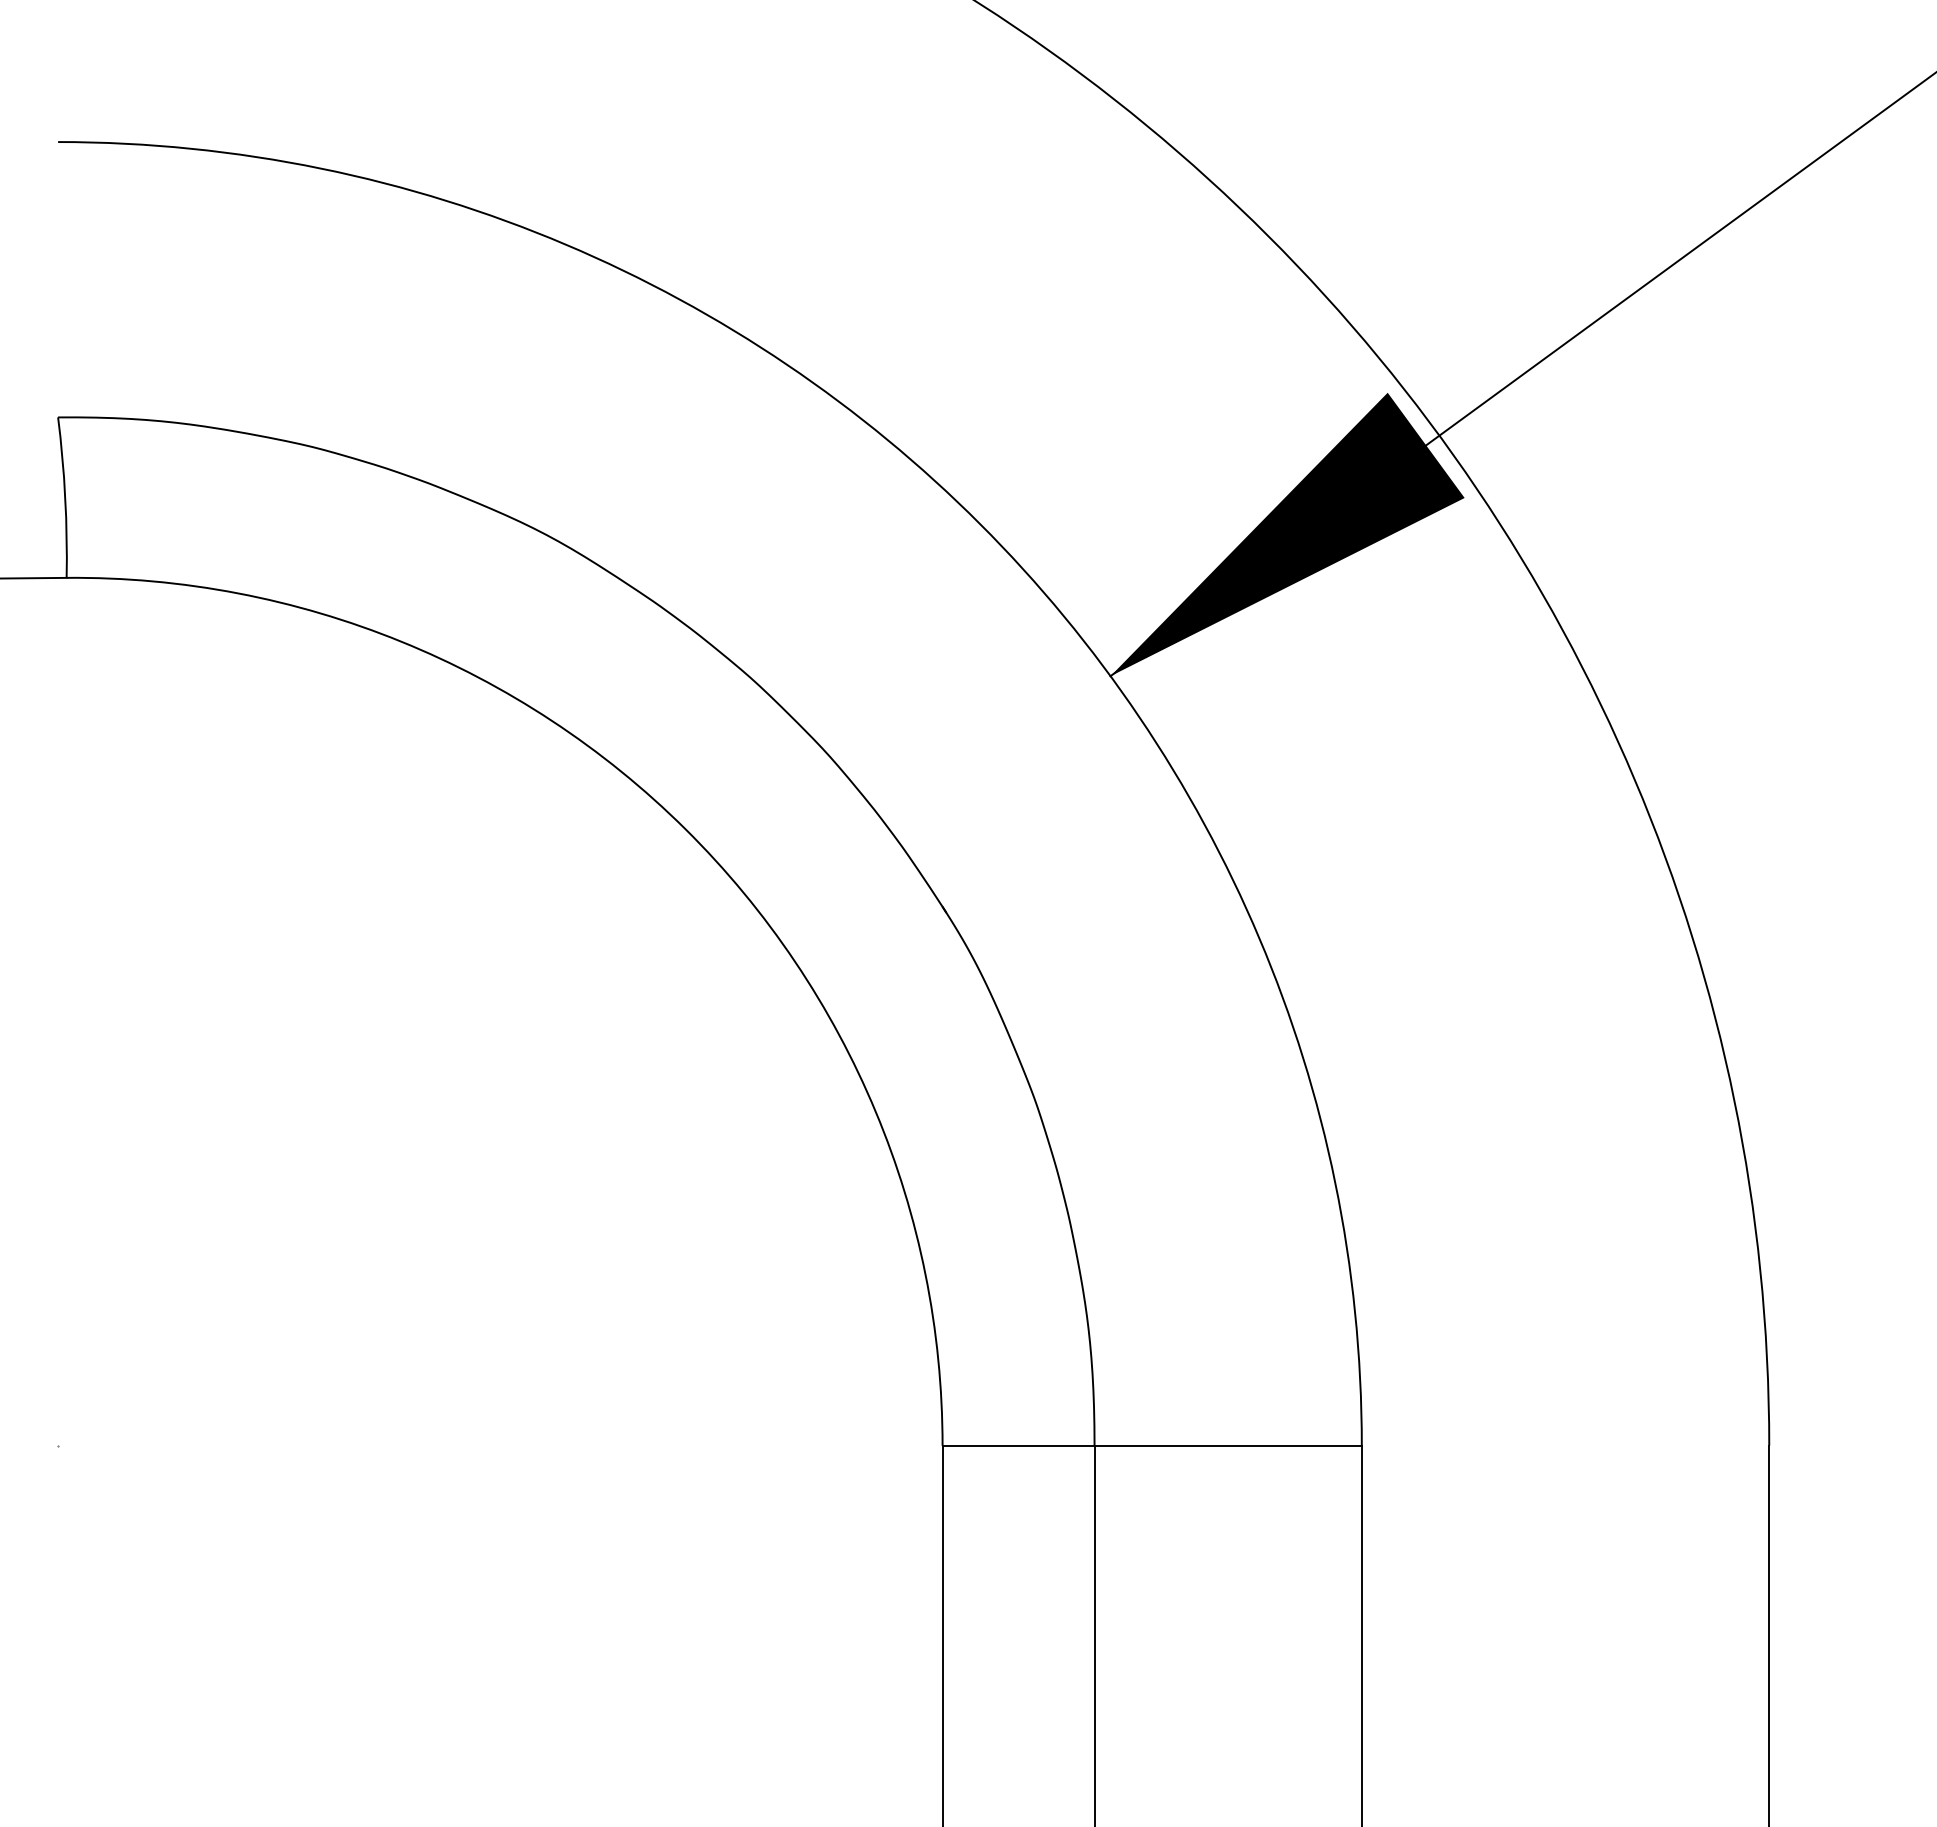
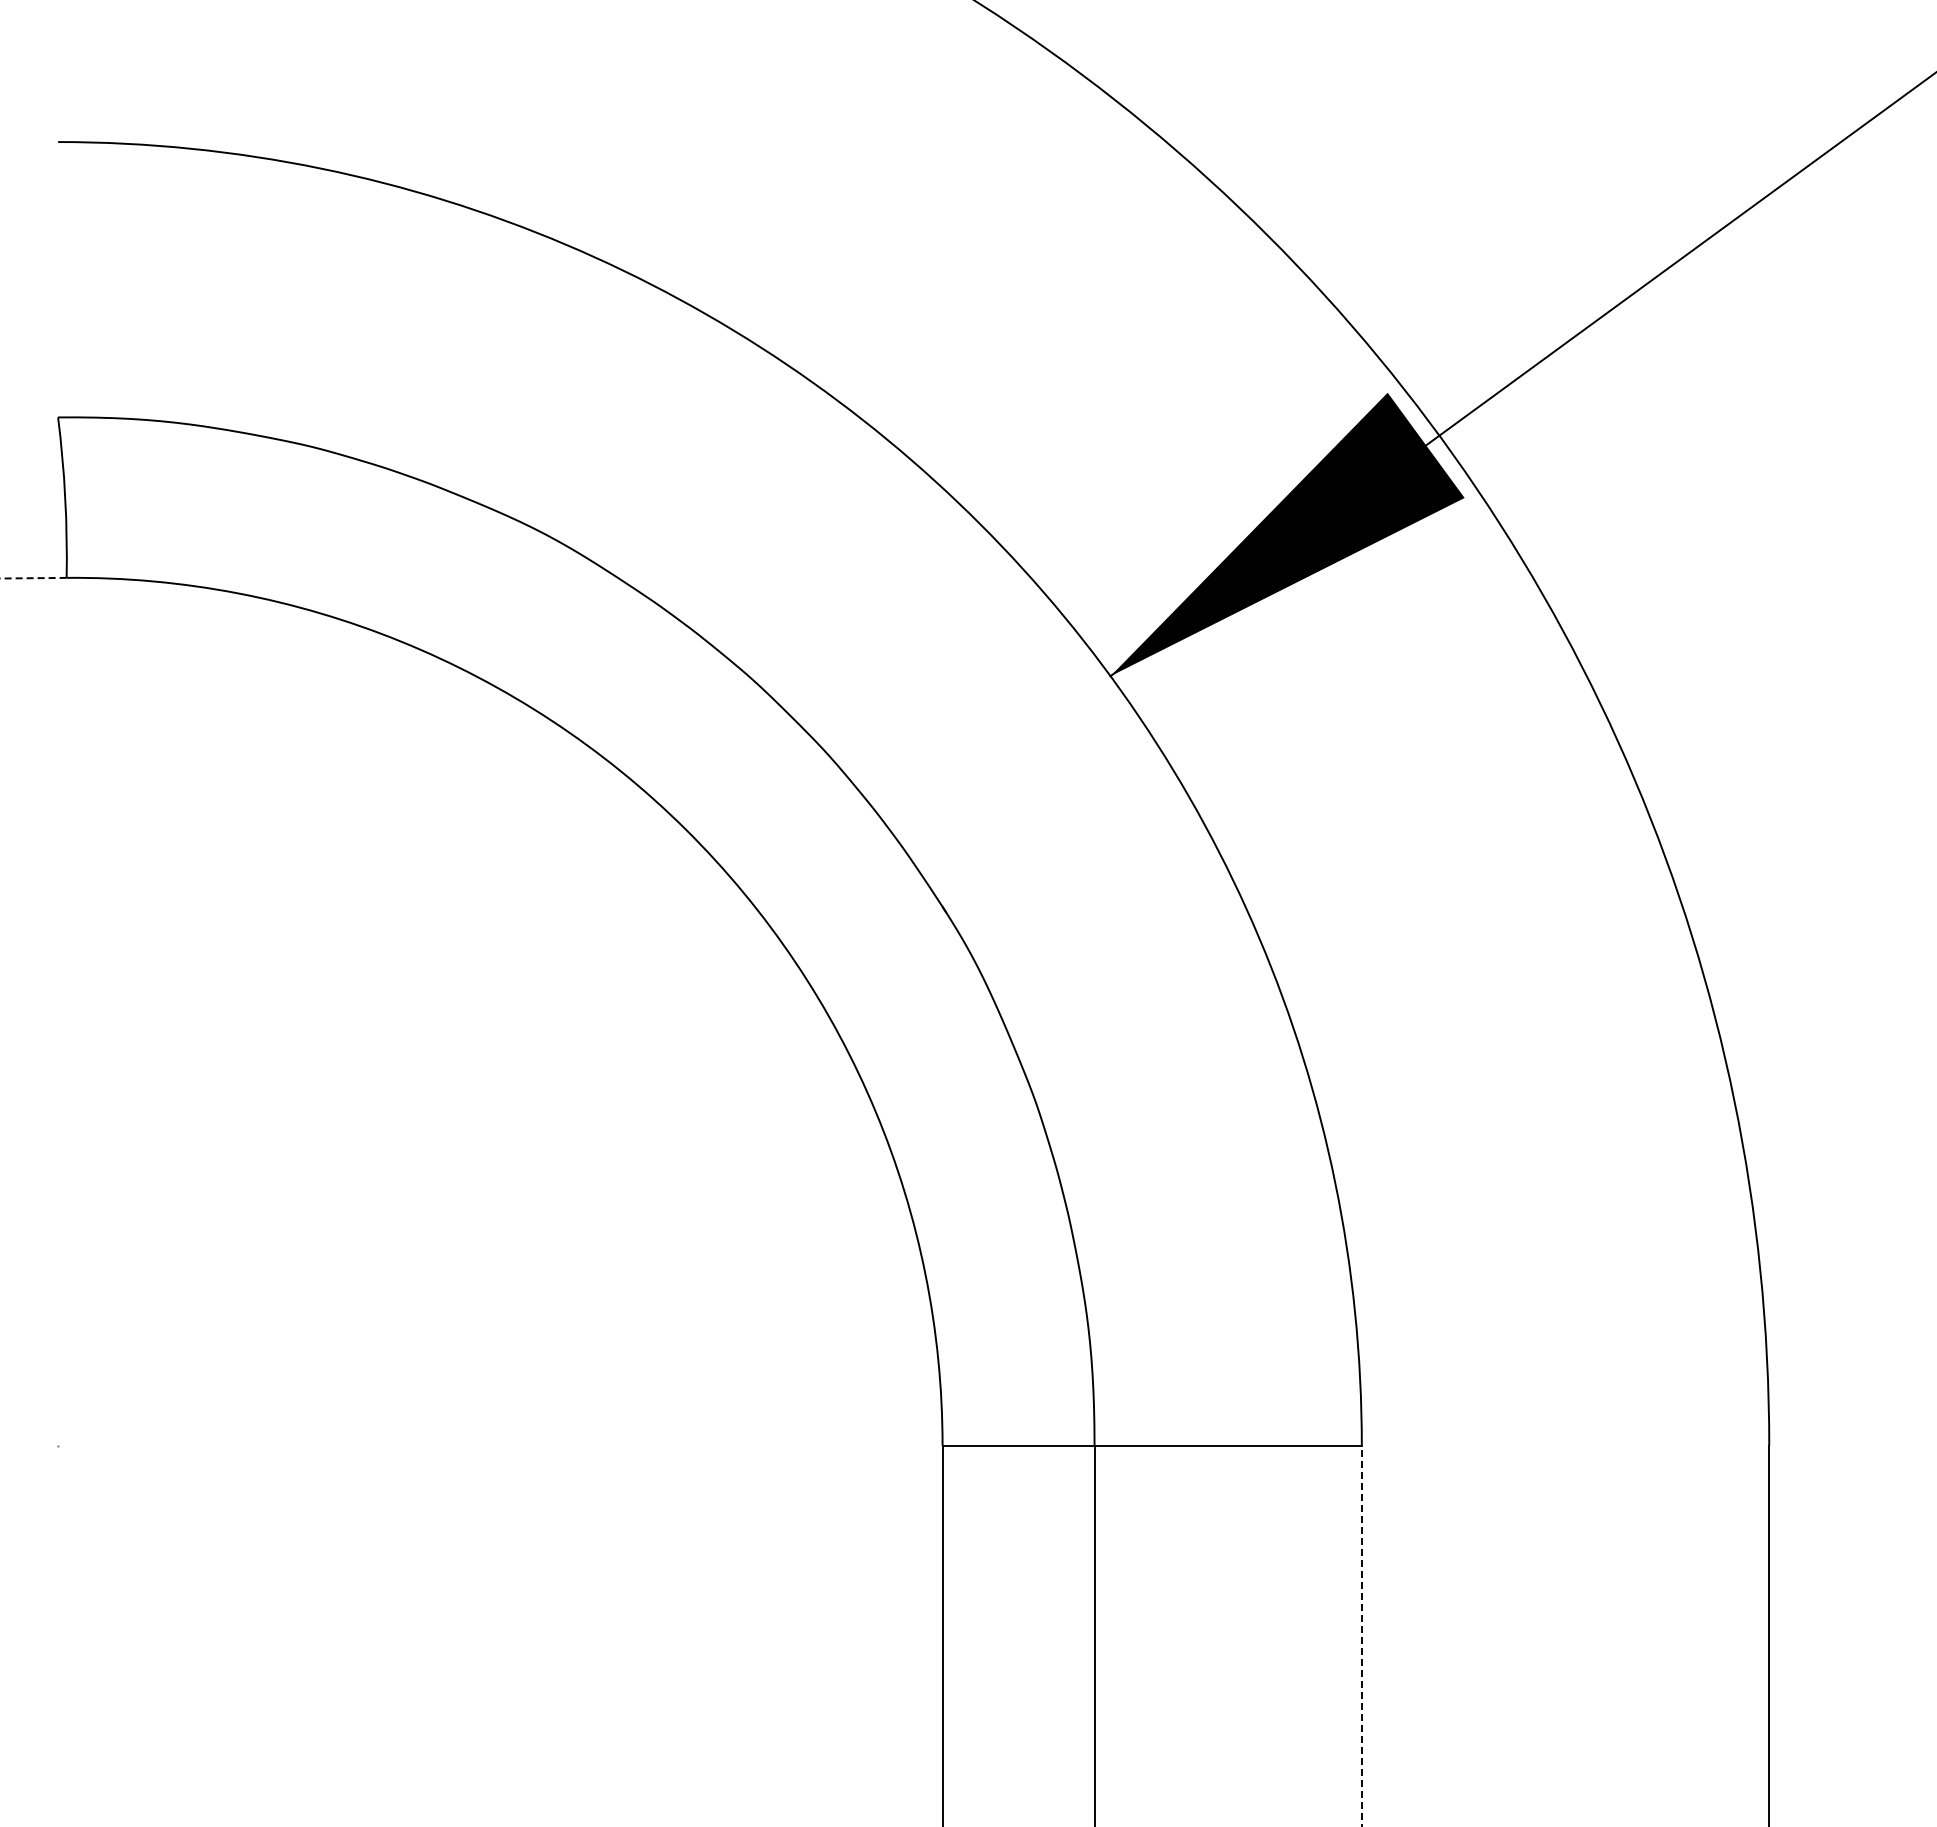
line: solid -> dashed (33, 578)
line: solid -> dashed (1361, 1635)
